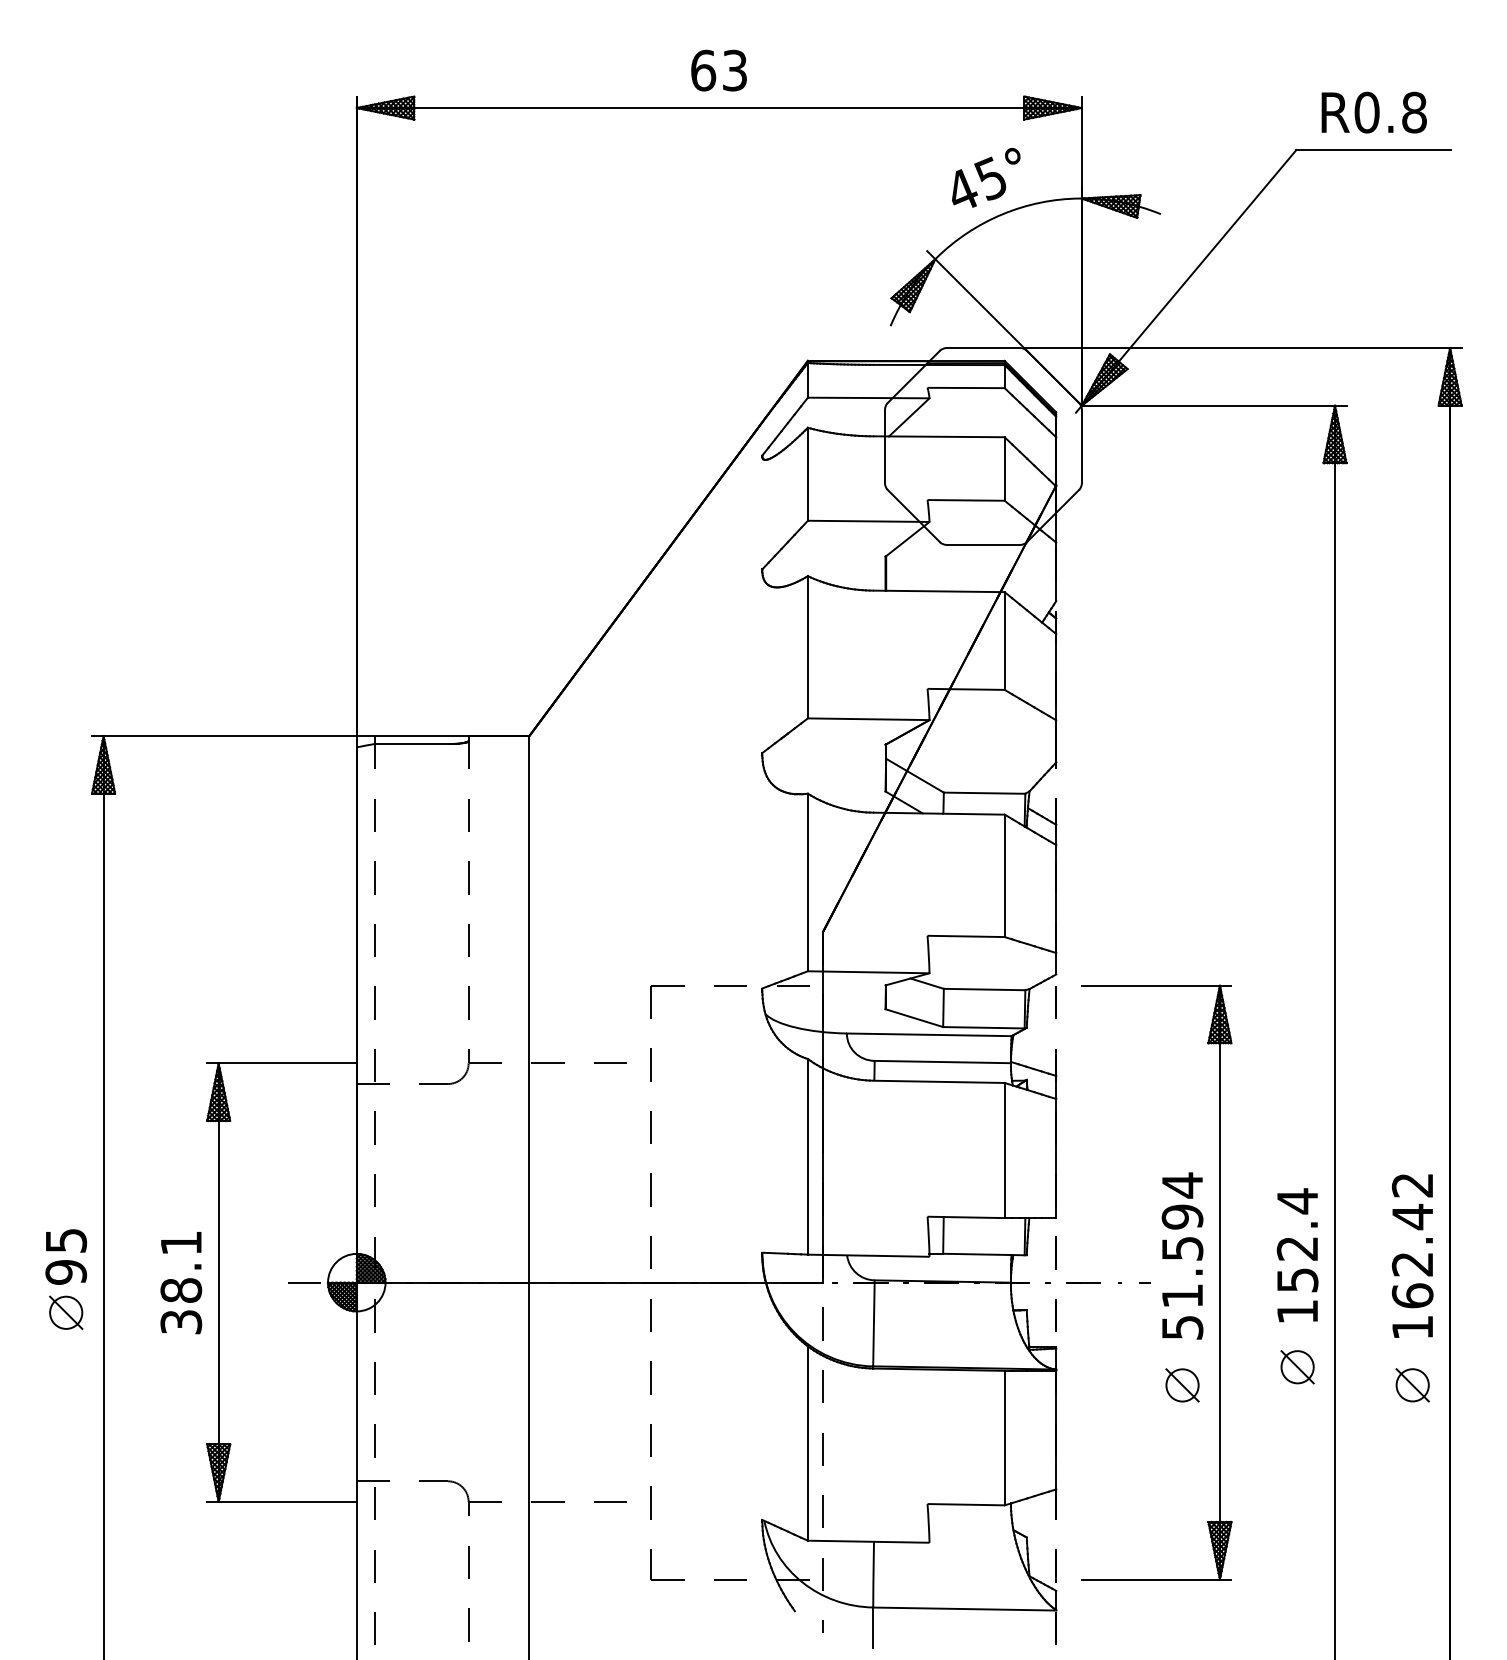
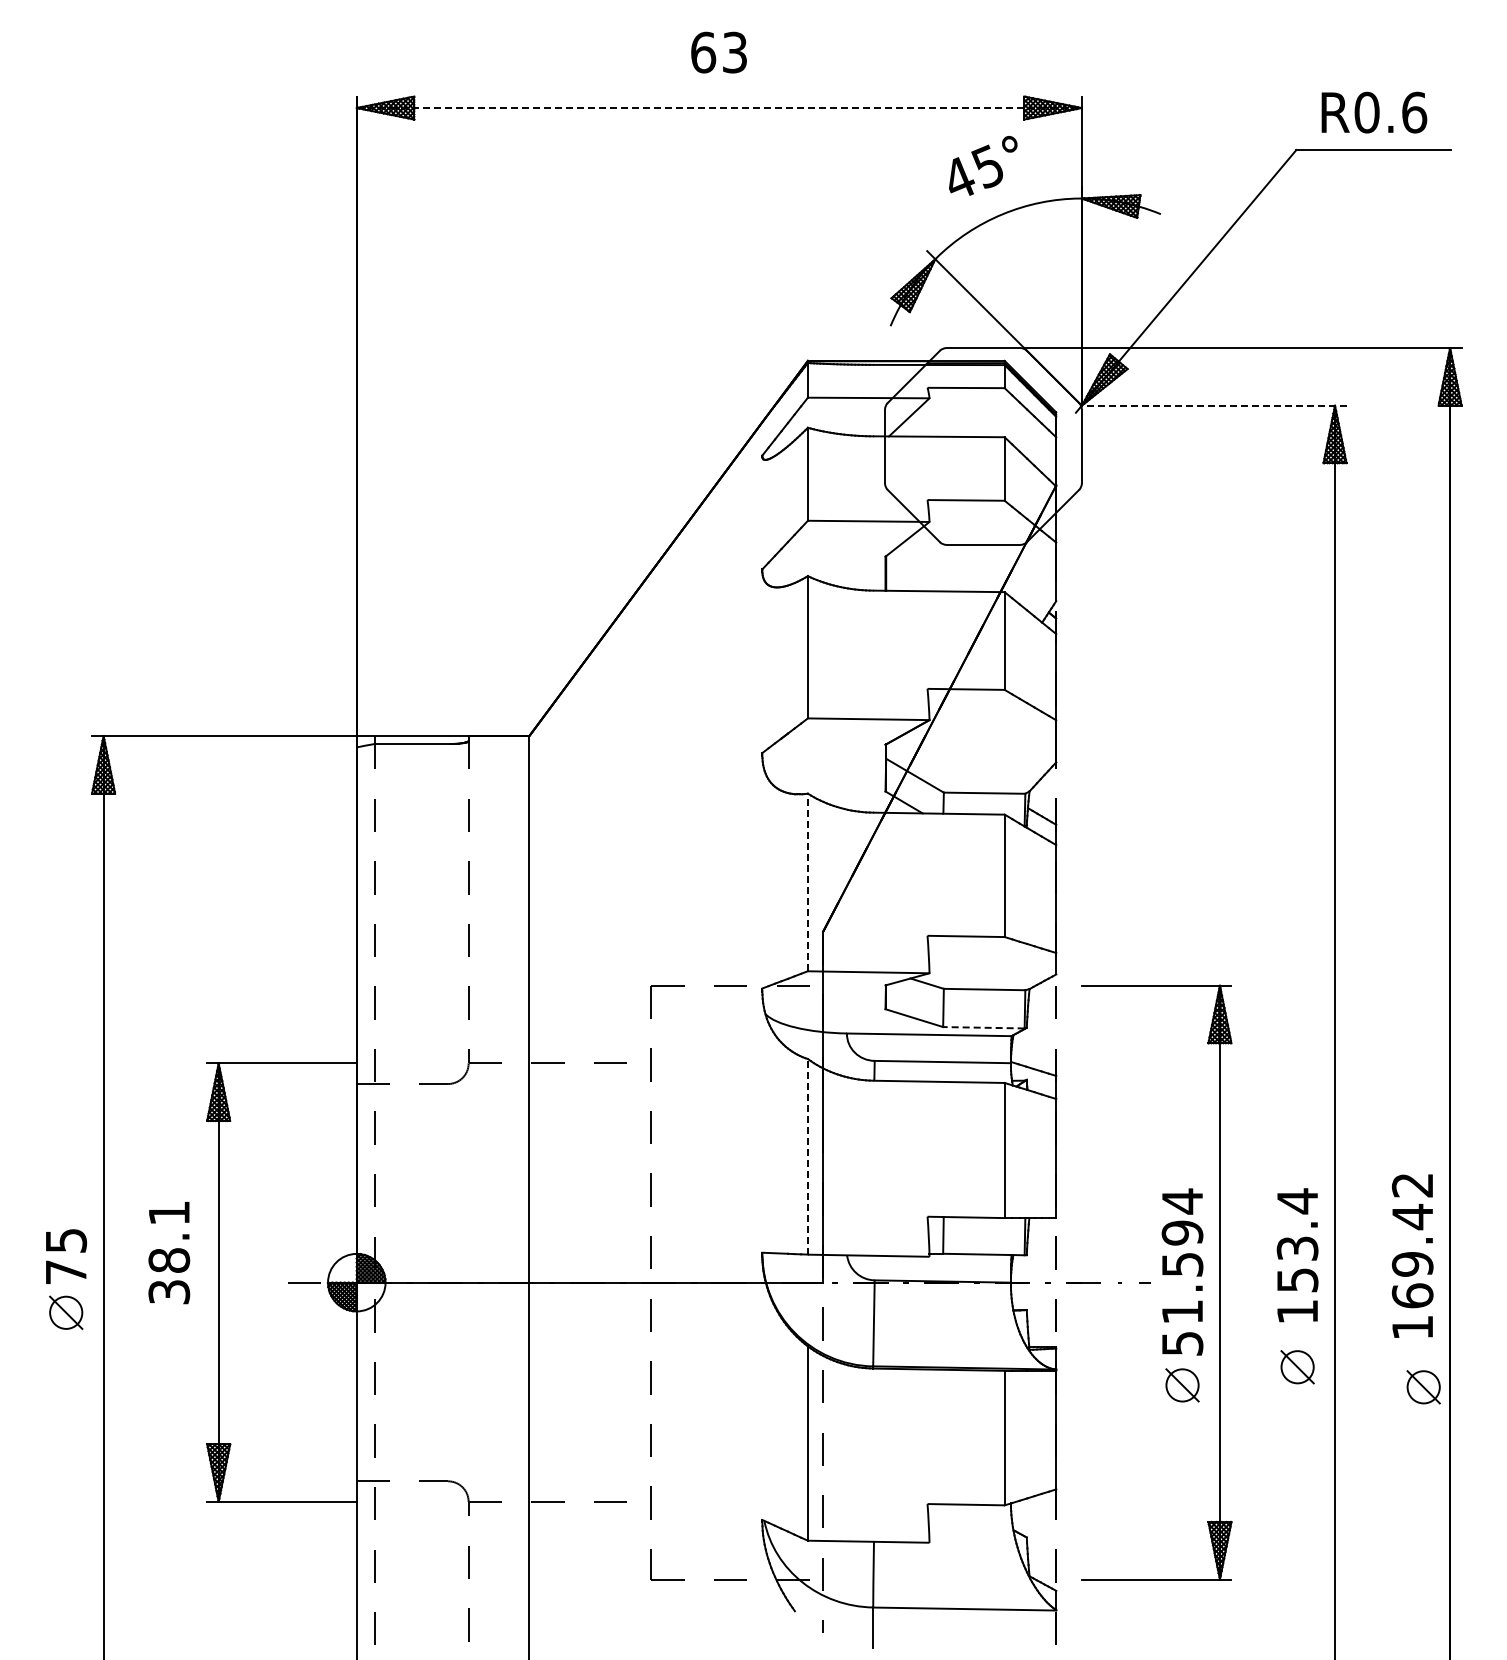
text position: (718, 70) -> (718, 52) (718, 52)
line: solid -> dashed (719, 108)
text: R0.8 -> R0.6 (1414, 112)
text position: (986, 177) -> (983, 165) (983, 165)
line: solid -> dashed (1213, 405)
line: solid -> dashed (807, 882)
line: solid -> dashed (983, 1027)
line: solid -> dashed (807, 1156)
text: 152.4 -> 153.4 (1297, 1248)
text position: (1182, 1255) -> (1182, 1271) (1182, 1271)
text: 162.42 -> 169.42 (1412, 1264)
text: 95 -> 75 (66, 1272)
text position: (181, 1283) -> (169, 1253) (169, 1253)
part position: (1412, 1385) -> (1423, 1387) (1423, 1387)
